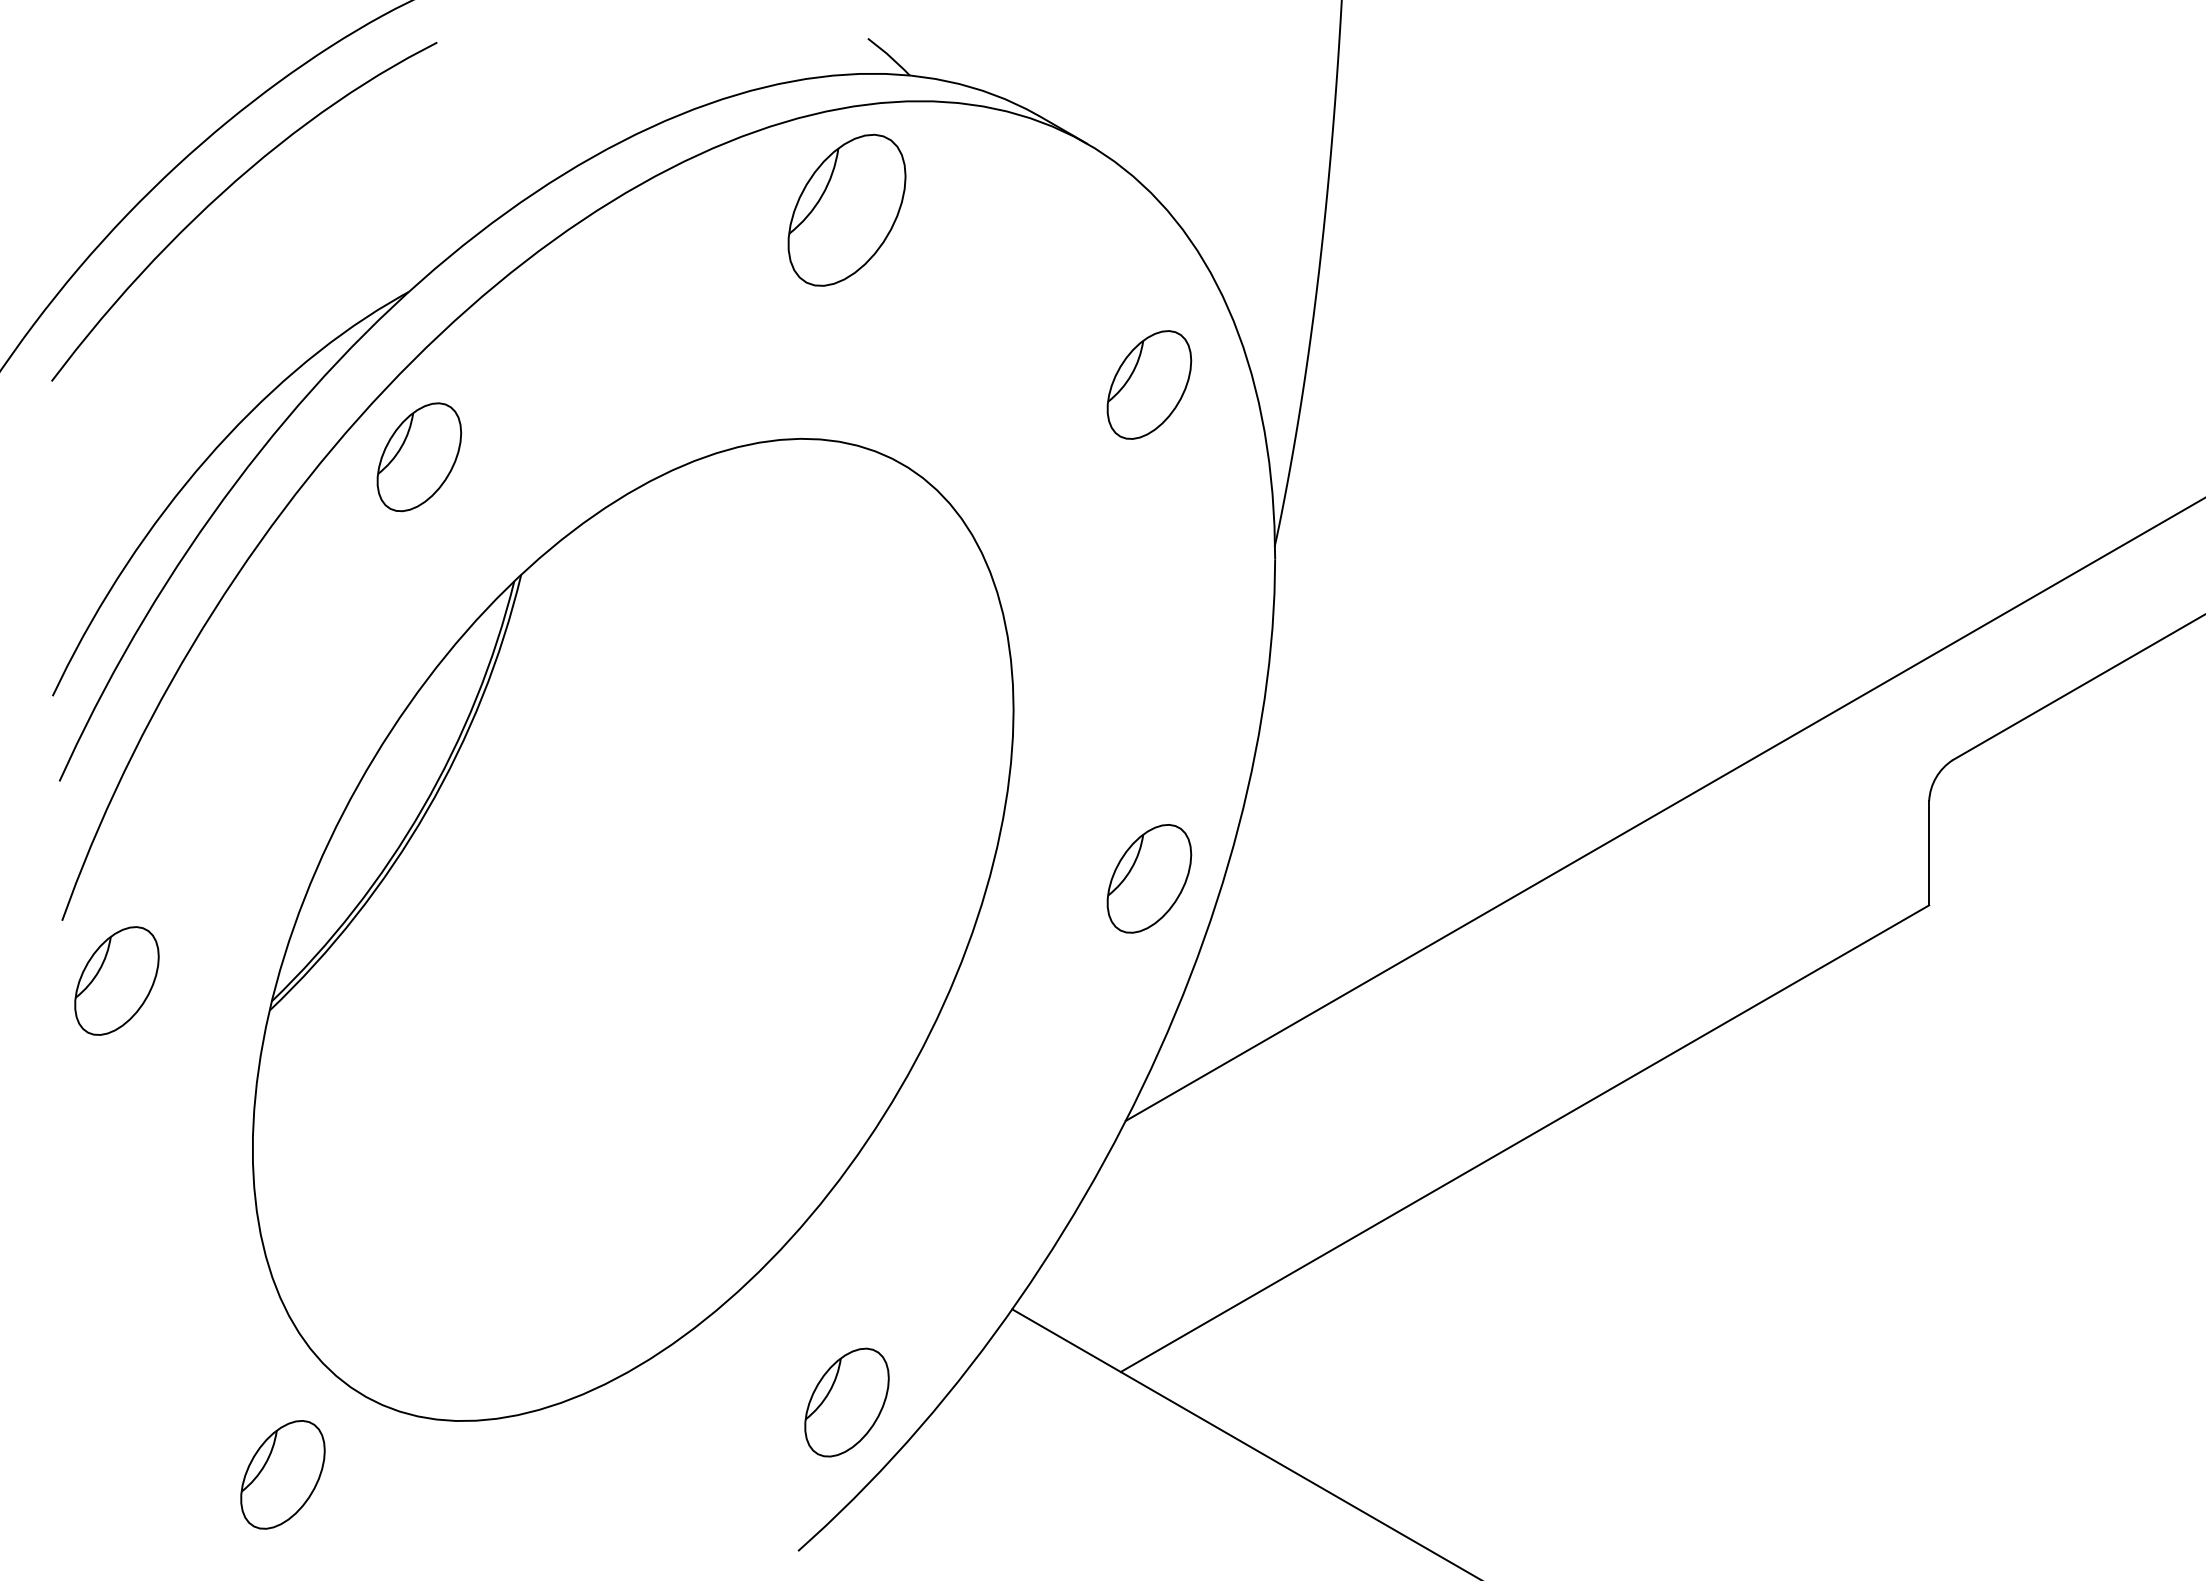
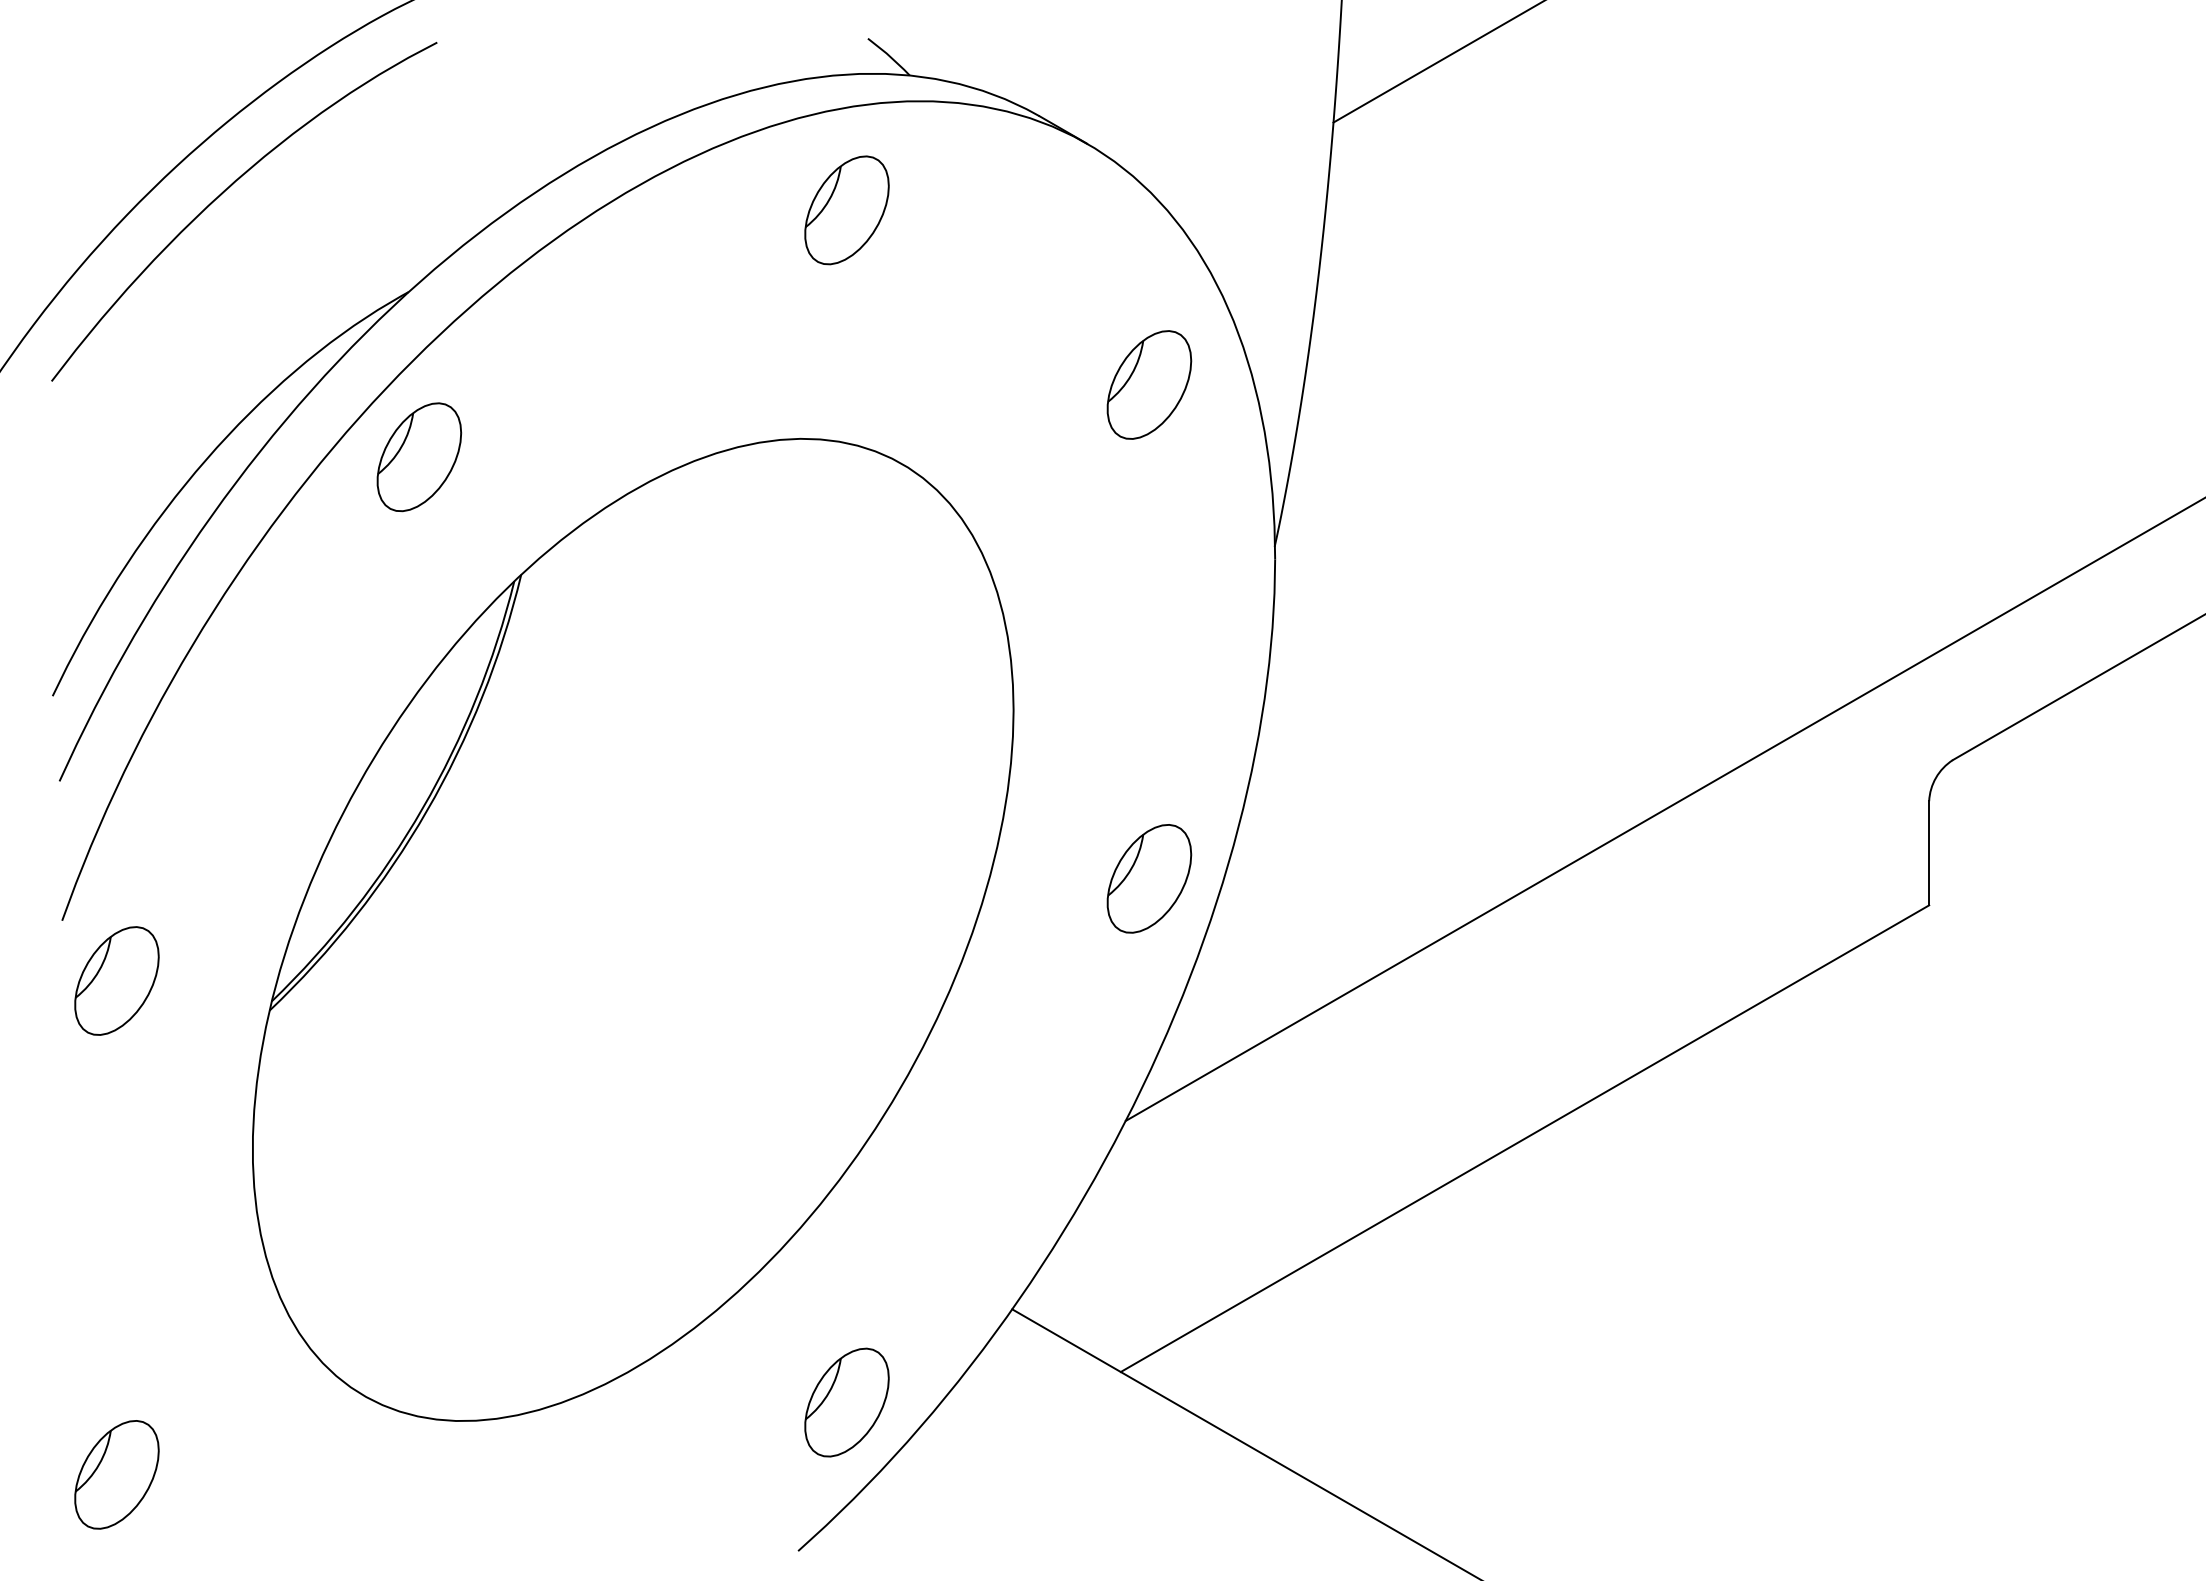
line: none -> present (1437, 62)
part size: 120x154 px -> 86x111 px (846, 210)
part position: (282, 1474) -> (116, 1474) (116, 1474)
